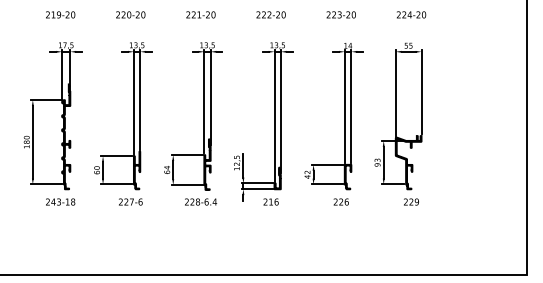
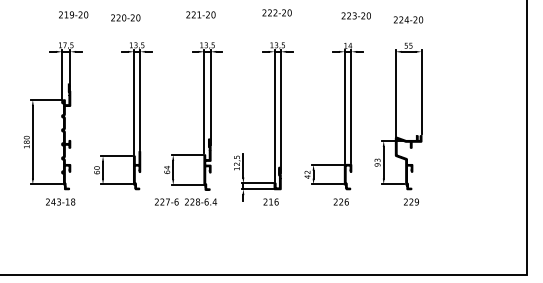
text position: (60, 14) -> (73, 14) (73, 14)
text position: (130, 14) -> (125, 17) (125, 17)
text position: (270, 14) -> (276, 12) (276, 12)
text position: (340, 14) -> (355, 15) (355, 15)
text position: (411, 14) -> (408, 19) (408, 19)
text position: (130, 201) -> (166, 201) (166, 201)
